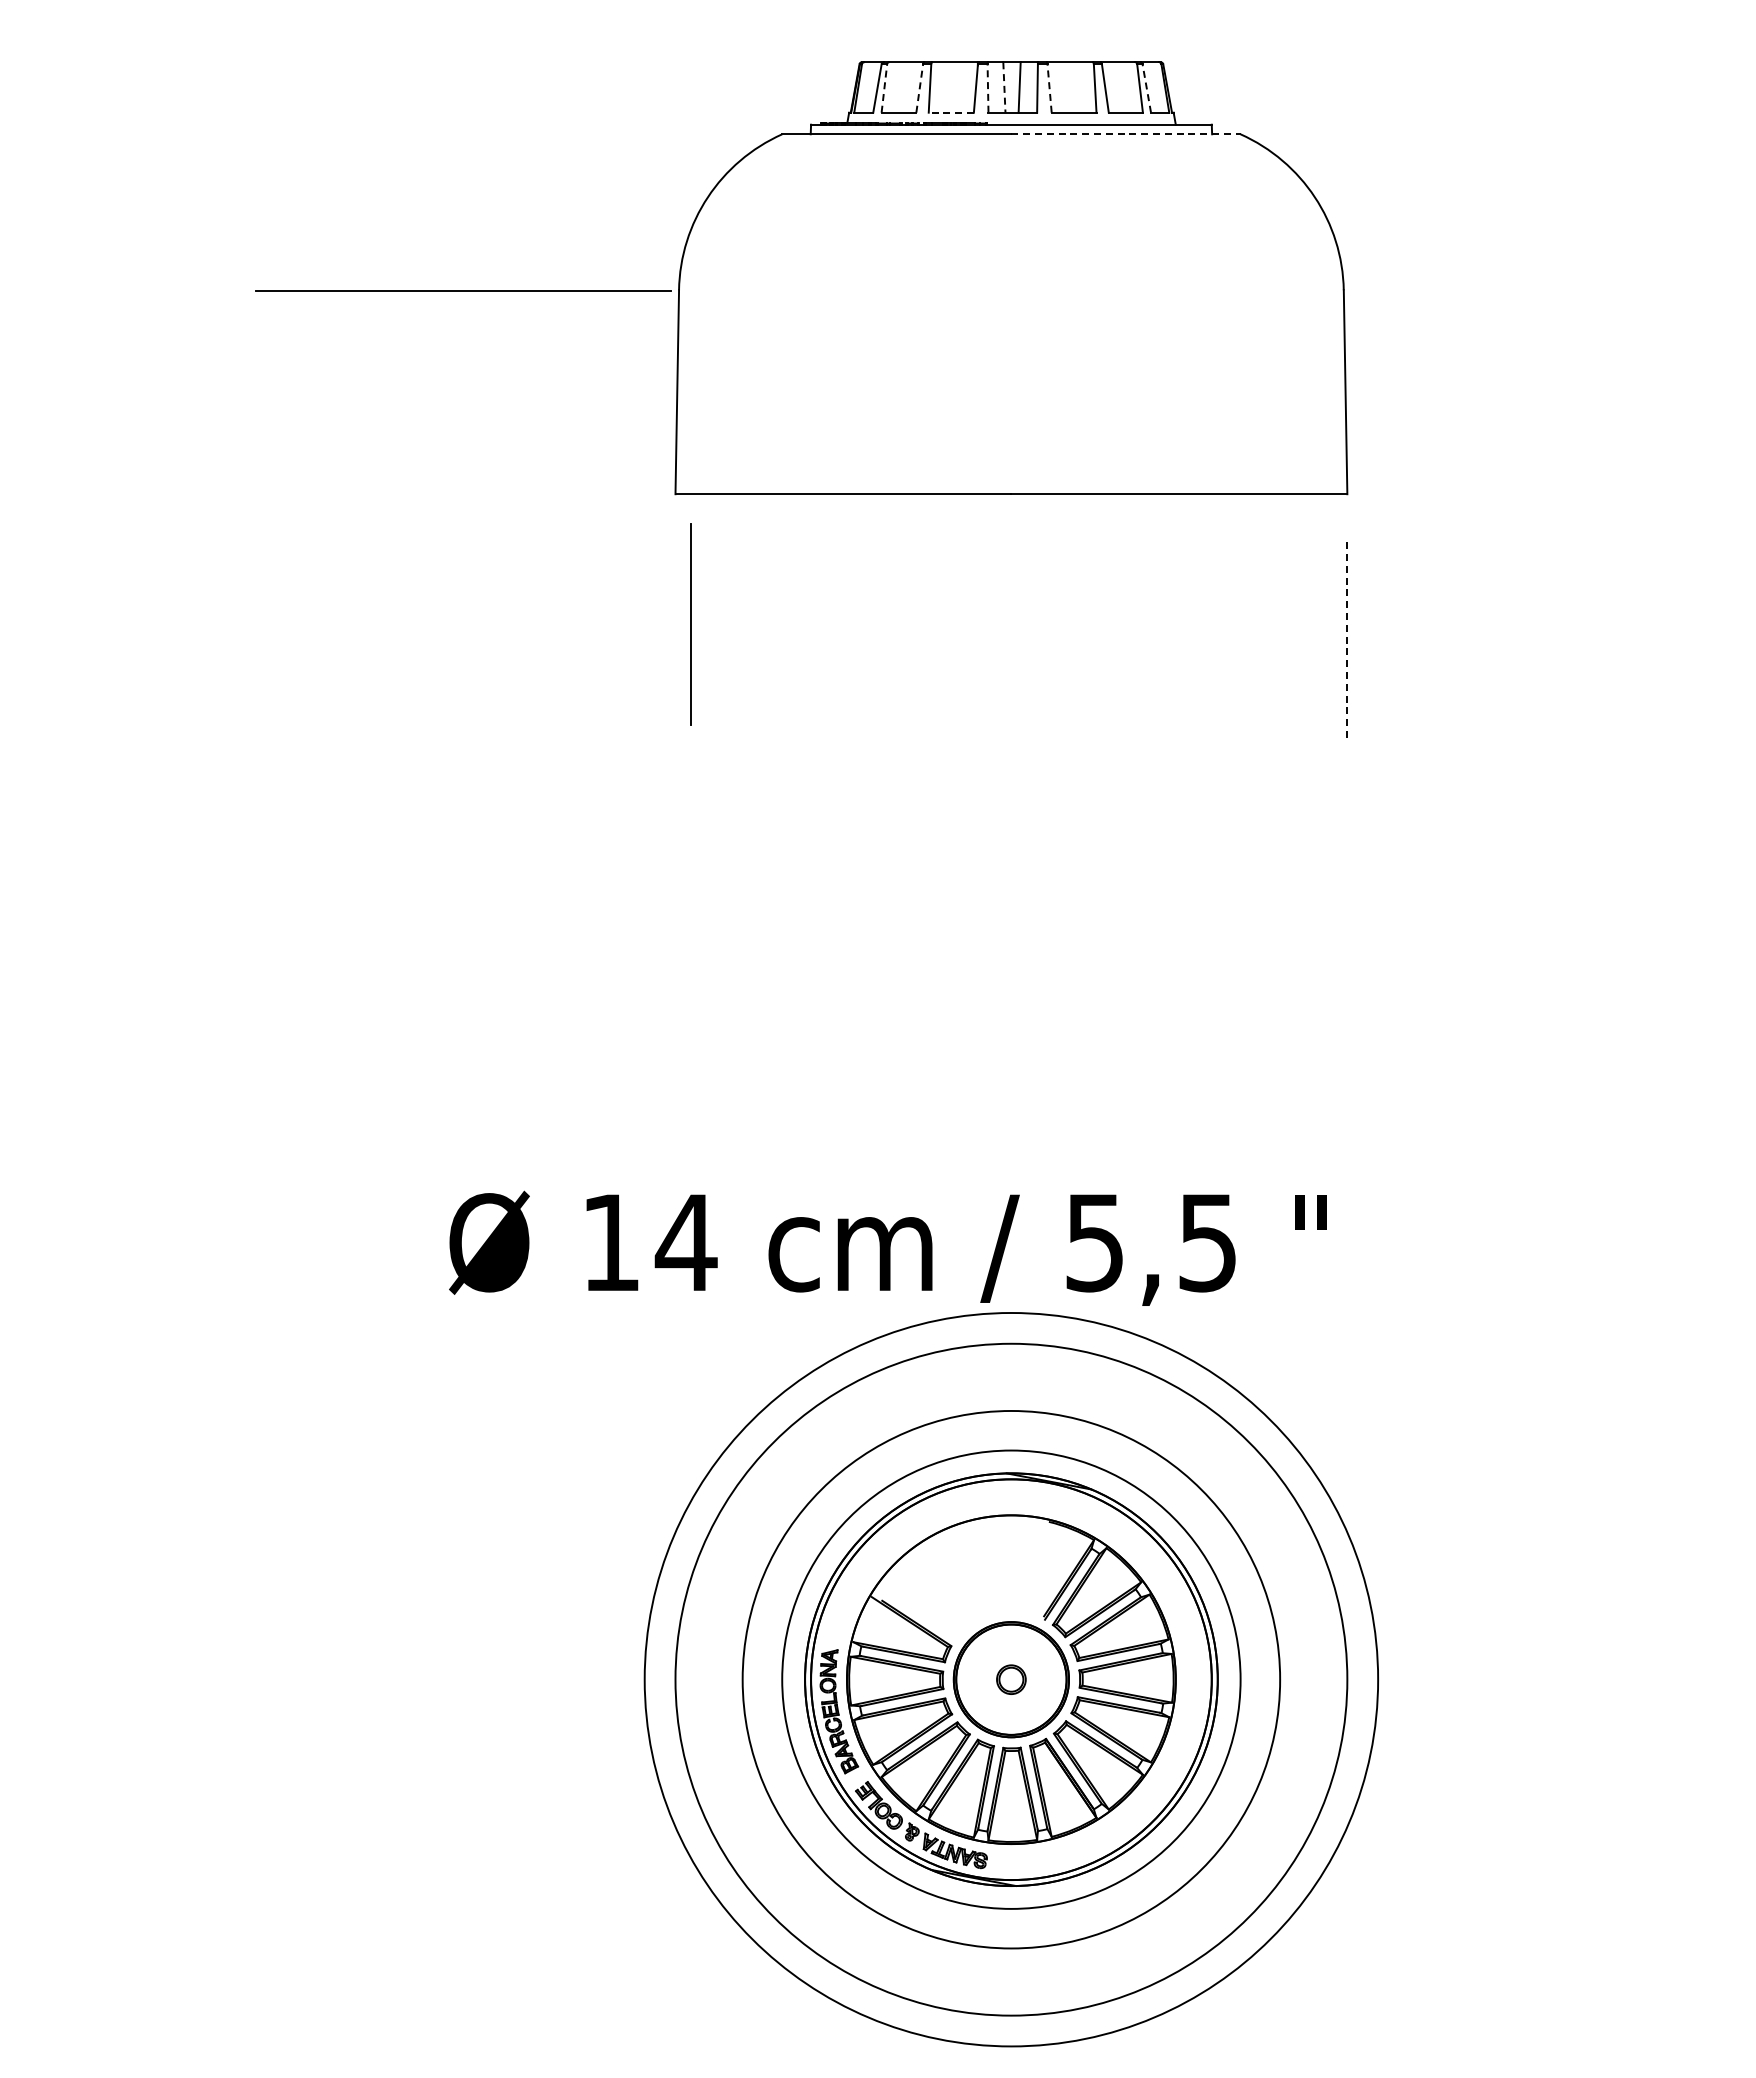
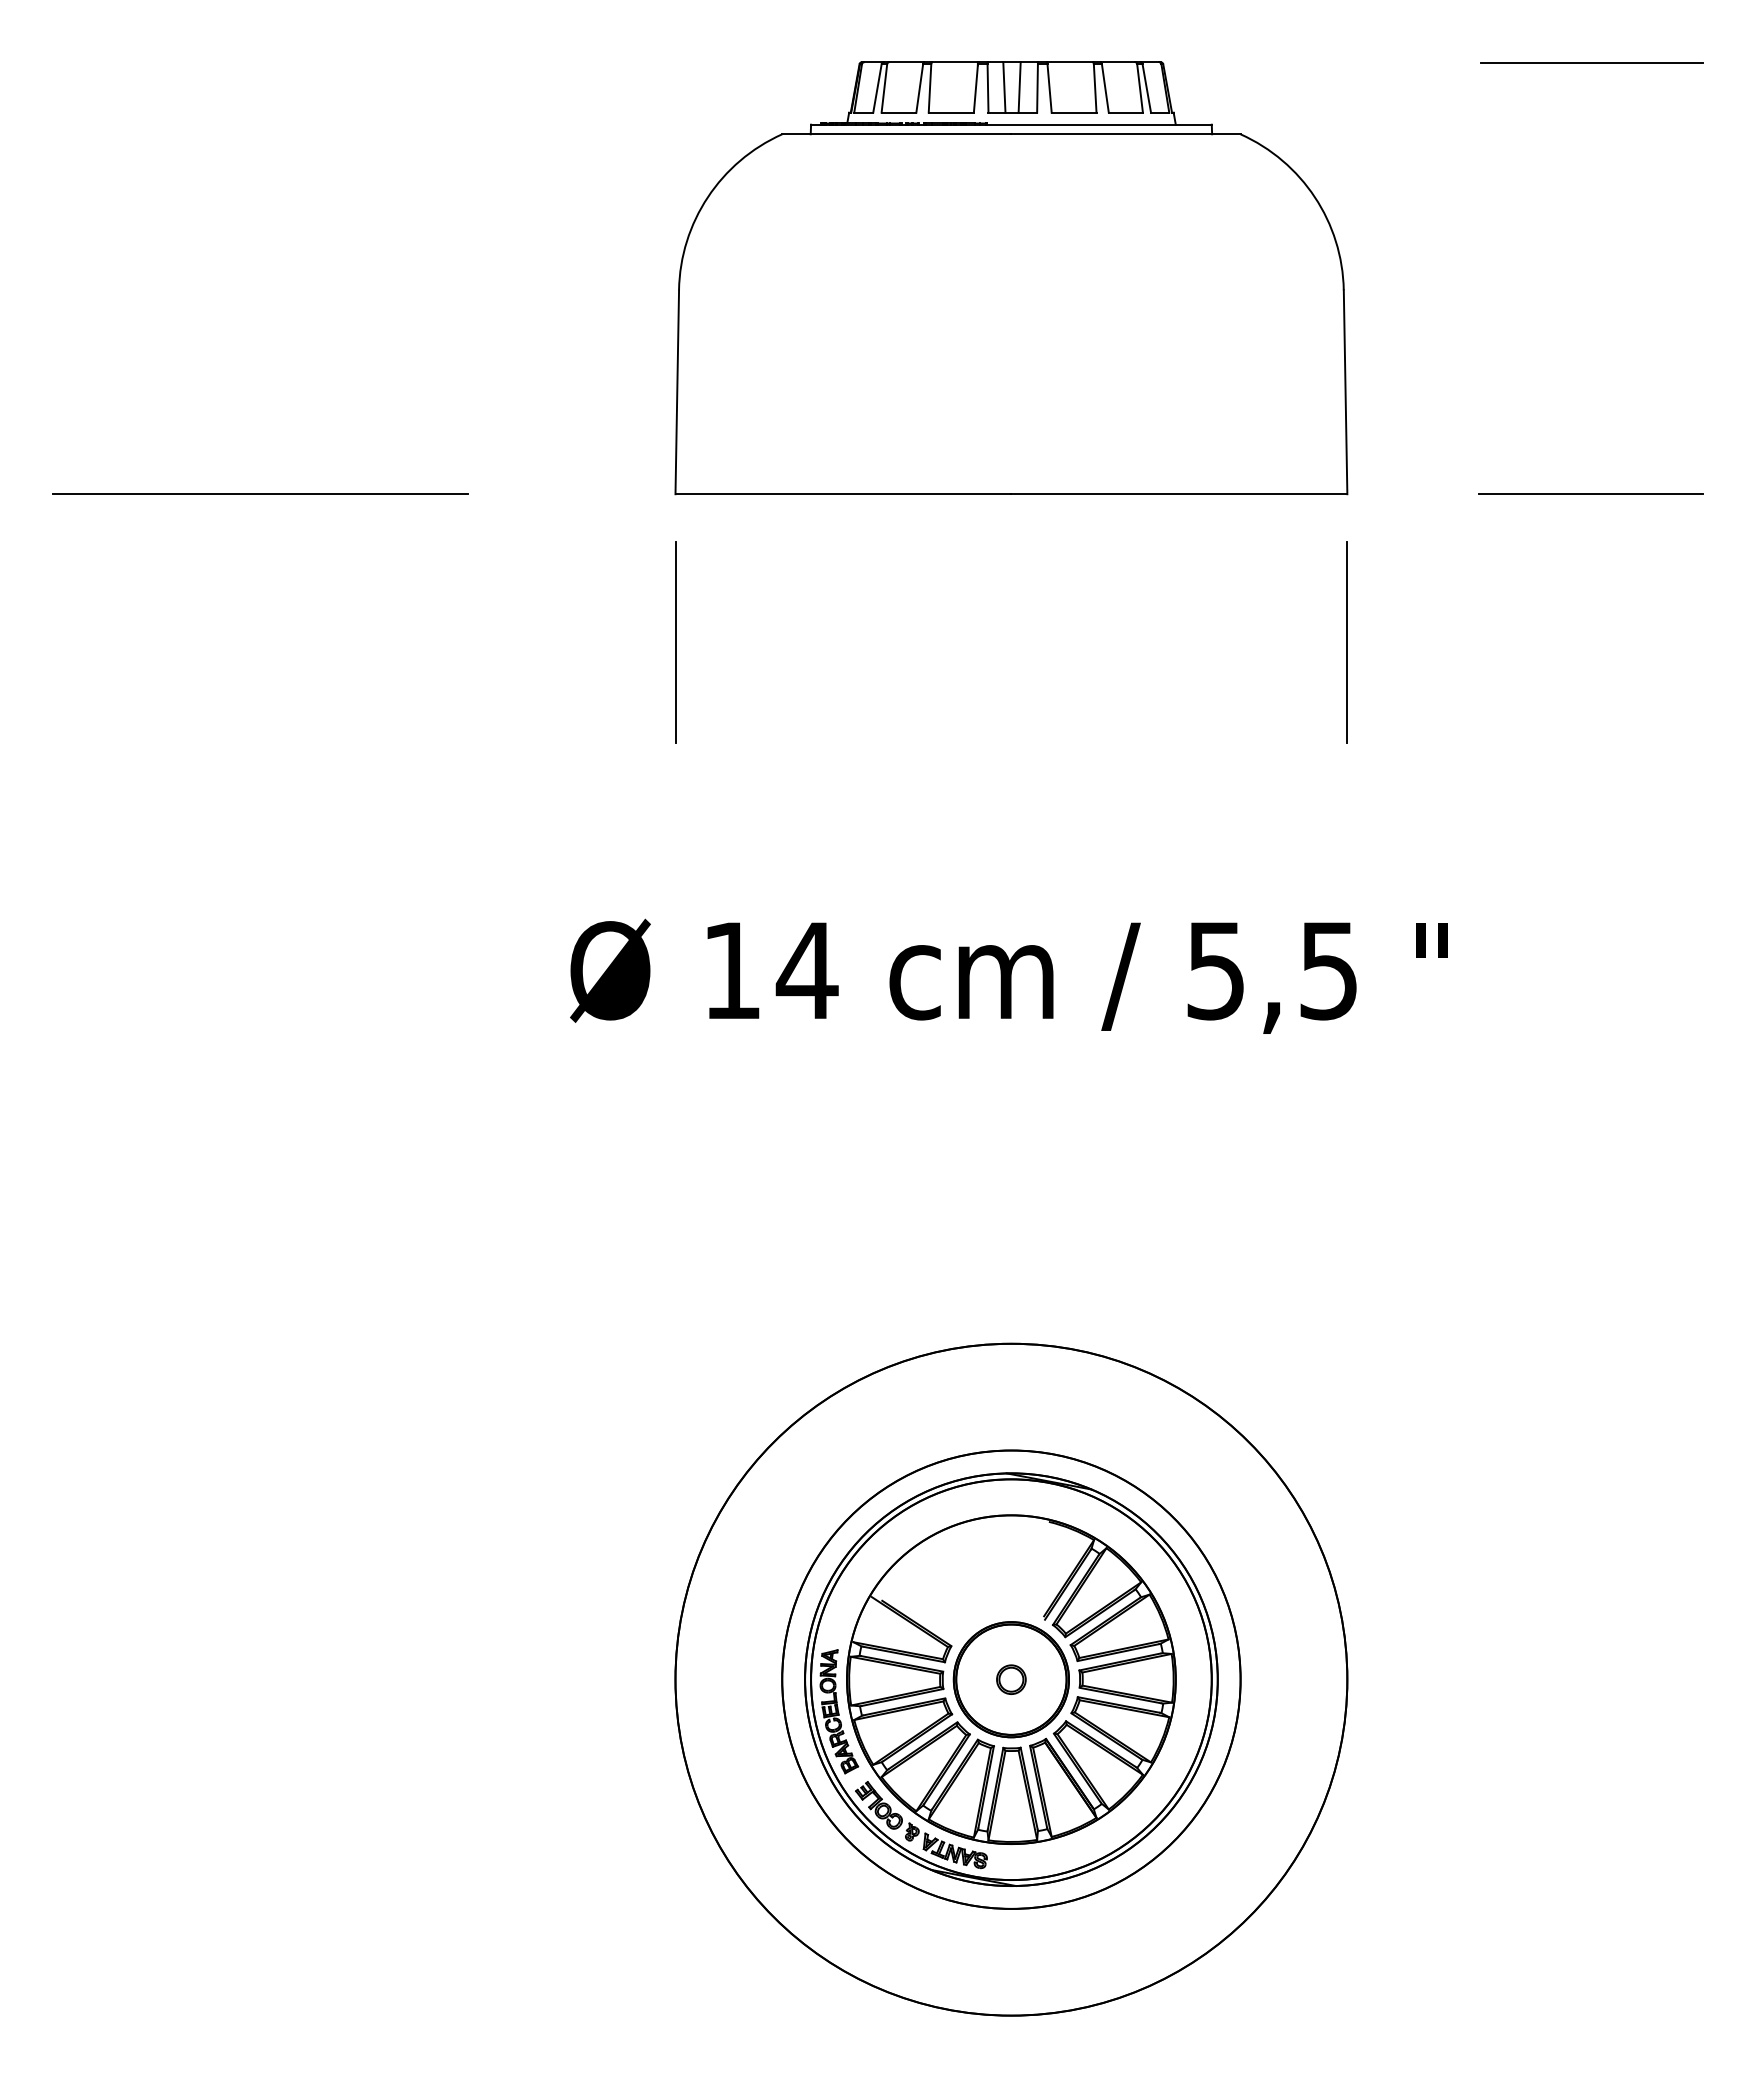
line: none -> present (1591, 62)
line: dashed -> solid (884, 88)
line: dashed -> solid (919, 88)
line: dashed -> solid (988, 88)
line: dashed -> solid (1004, 88)
line: dashed -> solid (1049, 88)
line: dashed -> solid (1146, 88)
line: dashed -> solid (951, 112)
line: dashed -> solid (1126, 134)
line position: (463, 290) -> (260, 493) (260, 493)
line: none -> present (1591, 494)
line position: (690, 624) -> (675, 642) (675, 642)
line: dashed -> solid (1347, 642)
text position: (887, 1247) -> (1008, 975) (1008, 975)
circle diameter: 537 px -> 672 px (1011, 1679)
circle diameter: 733 px -> 458 px (1011, 1679)
